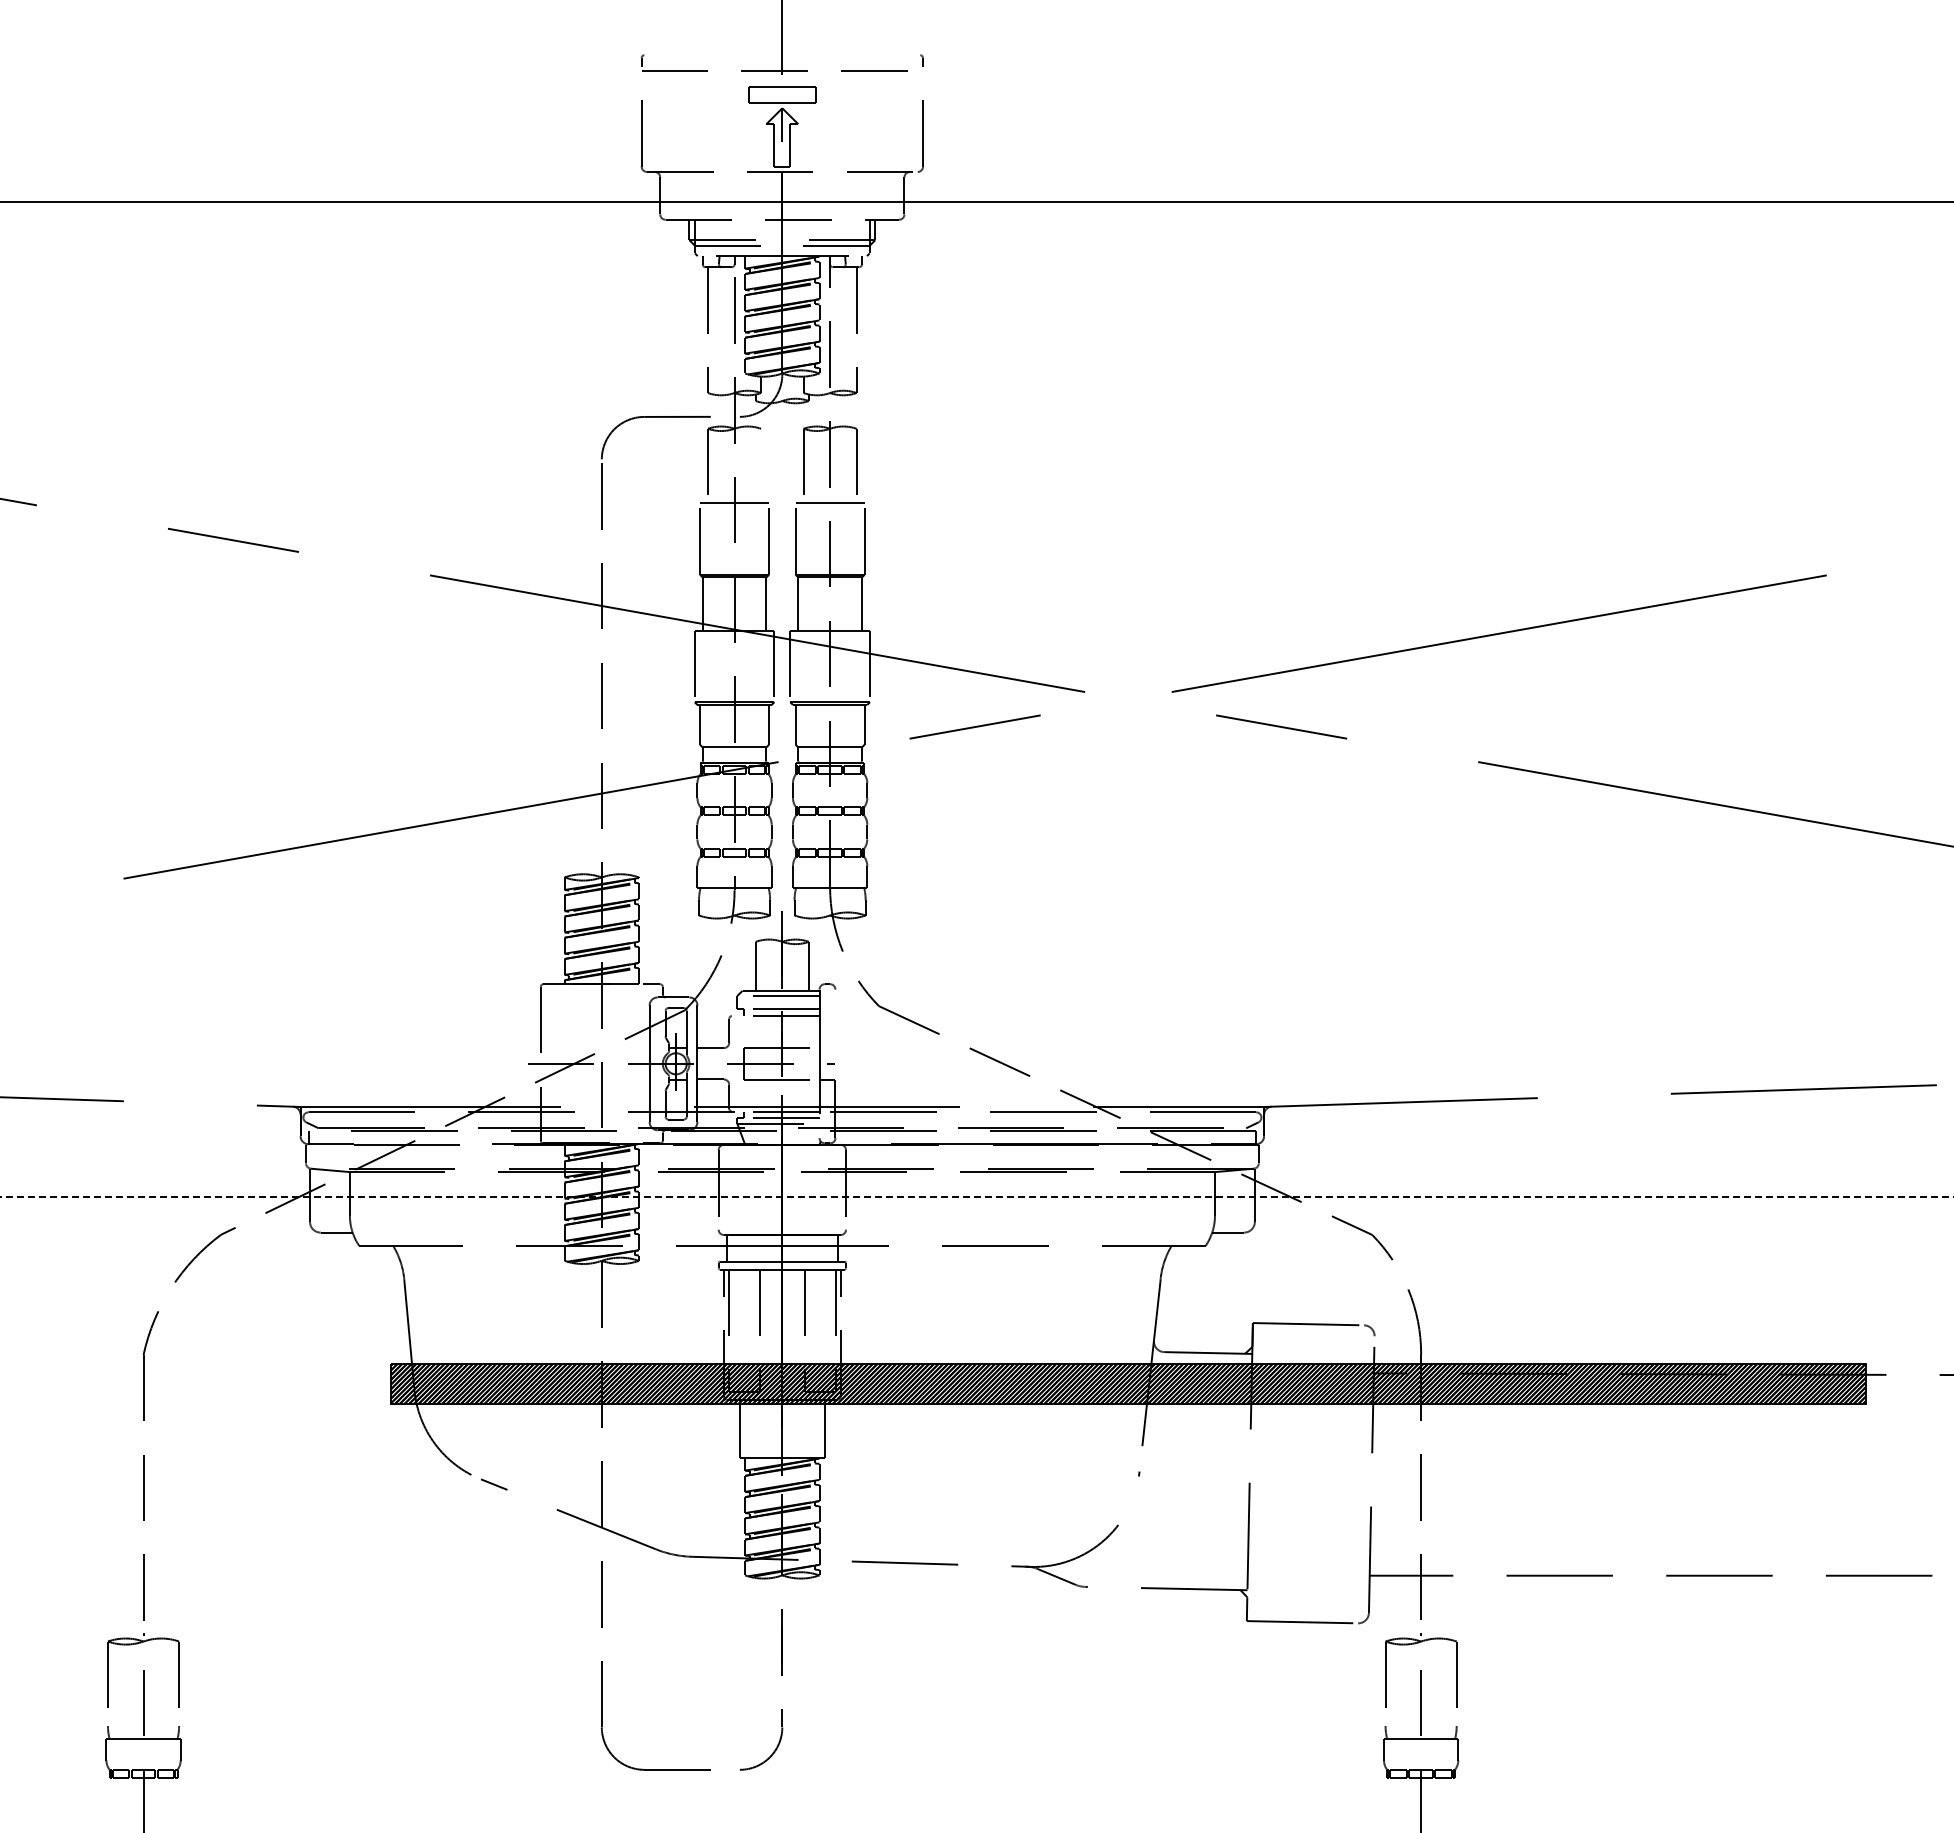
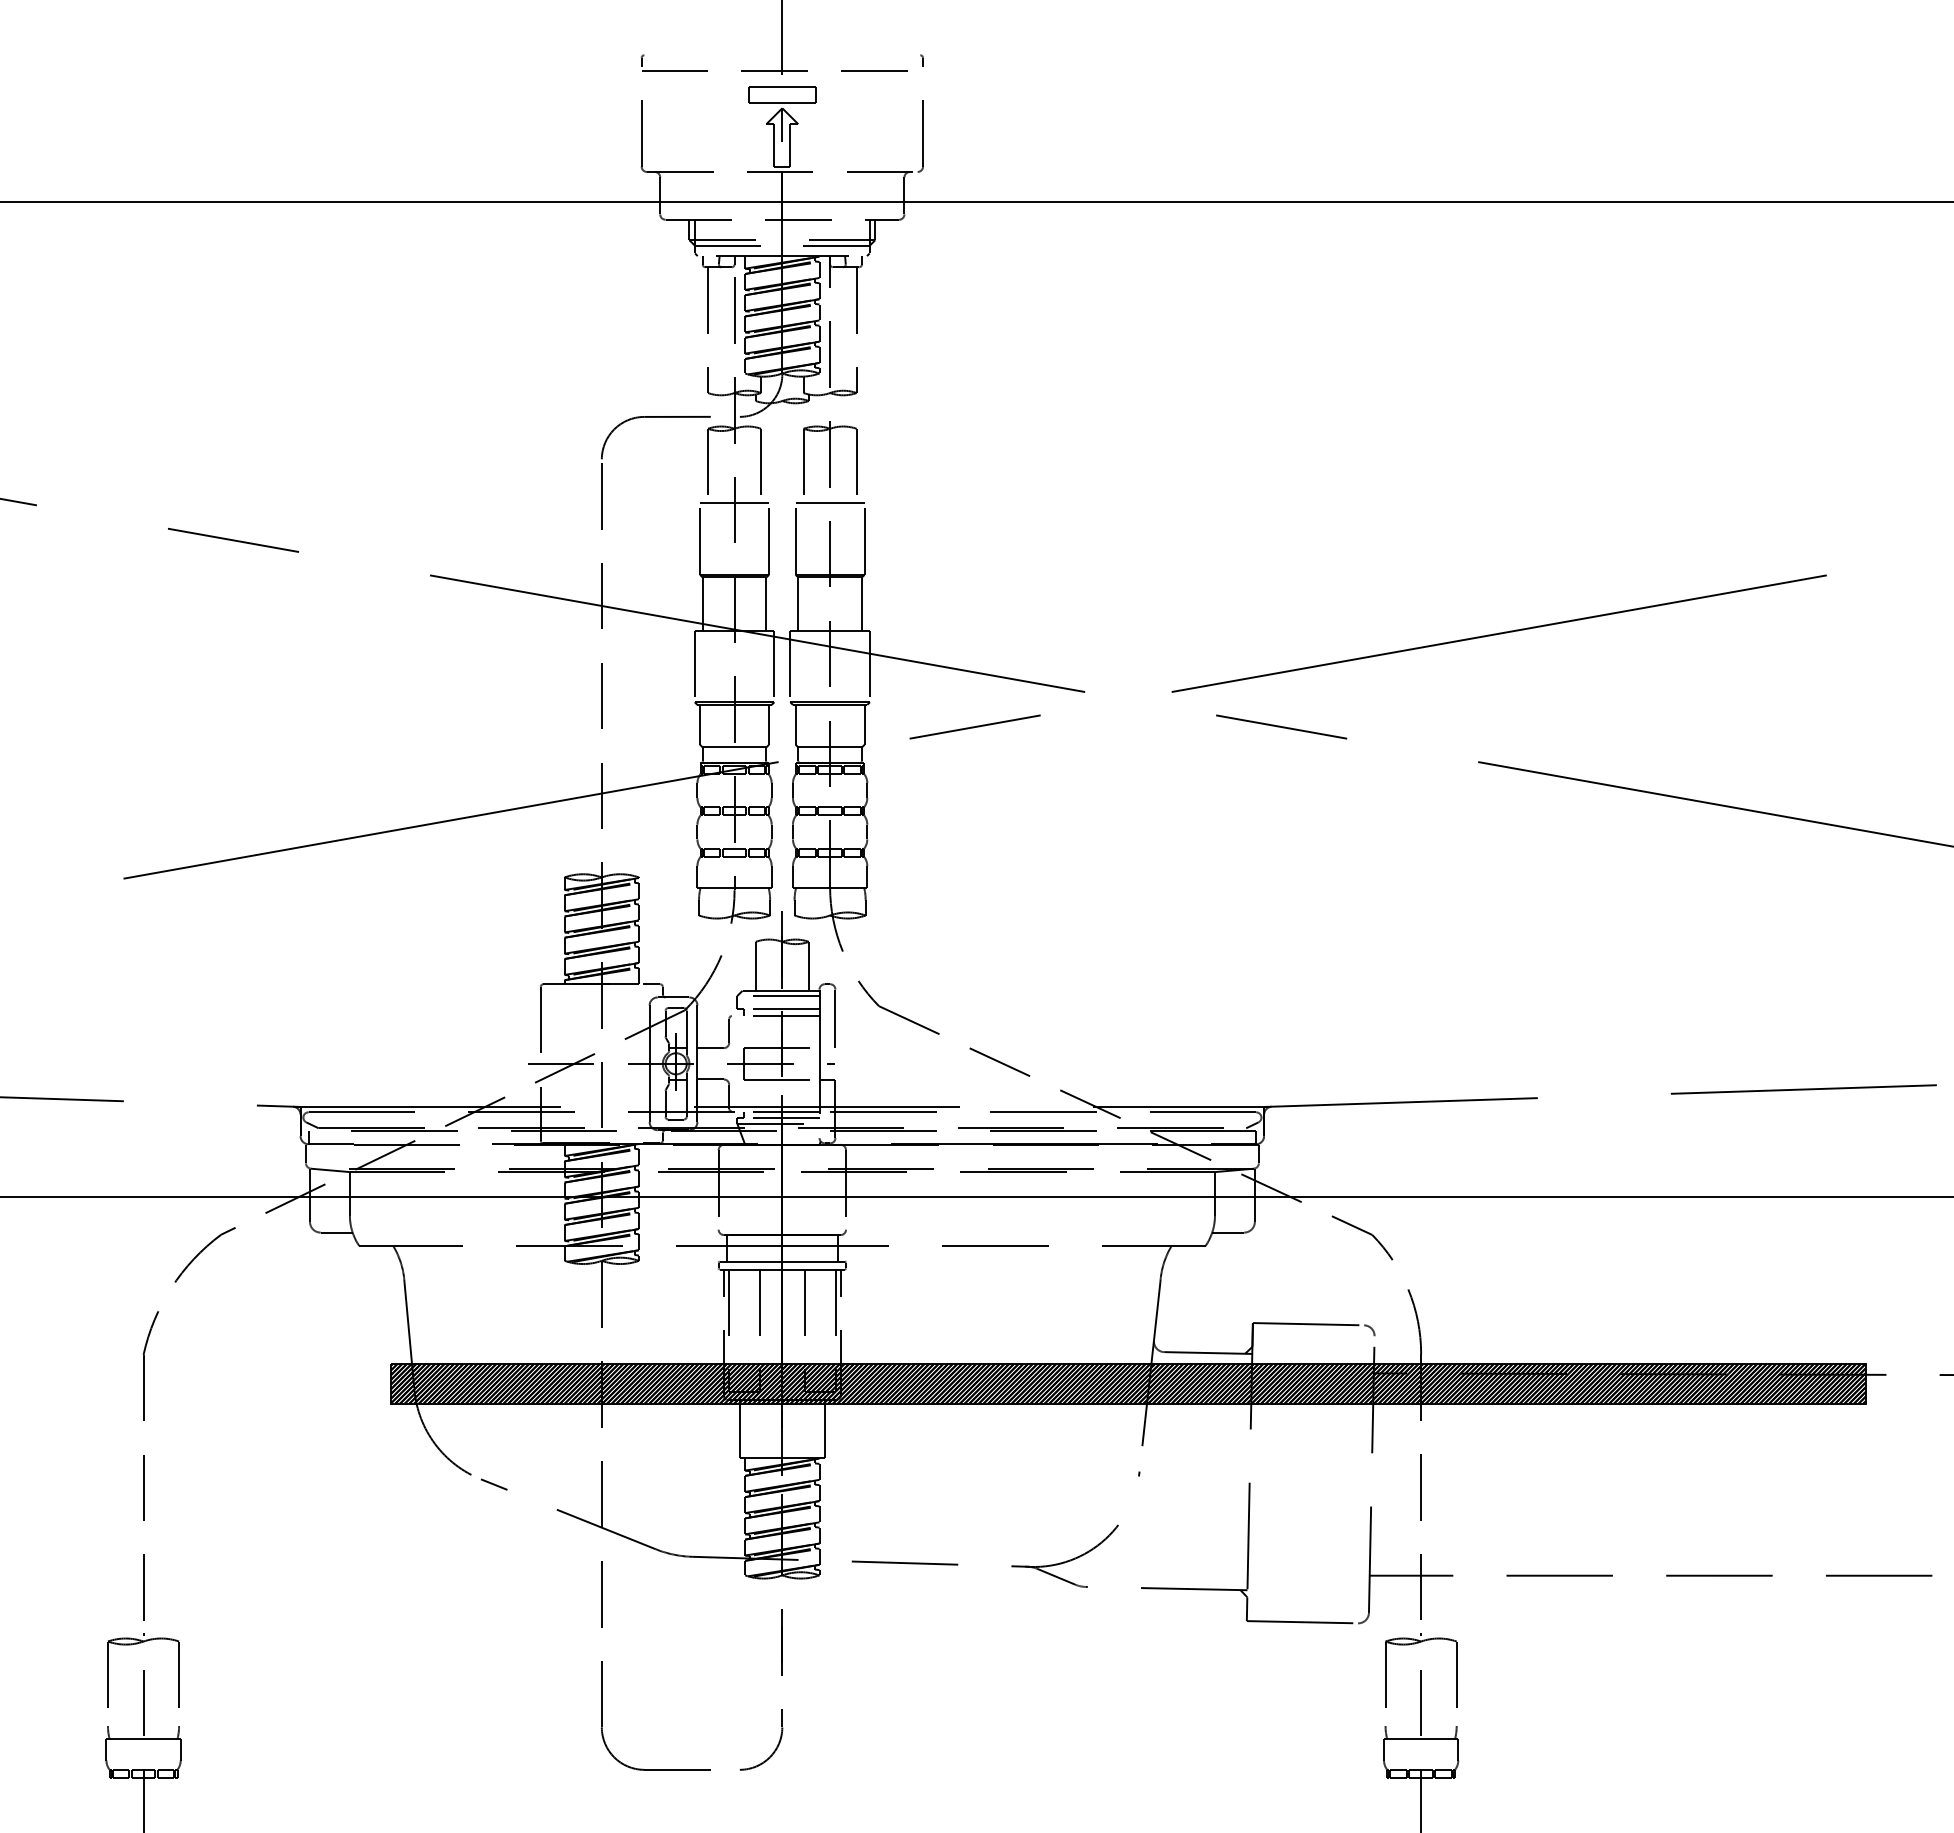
line: none -> present (761, 465)
line: none -> present (835, 1018)
line: dashed -> solid (977, 1197)
